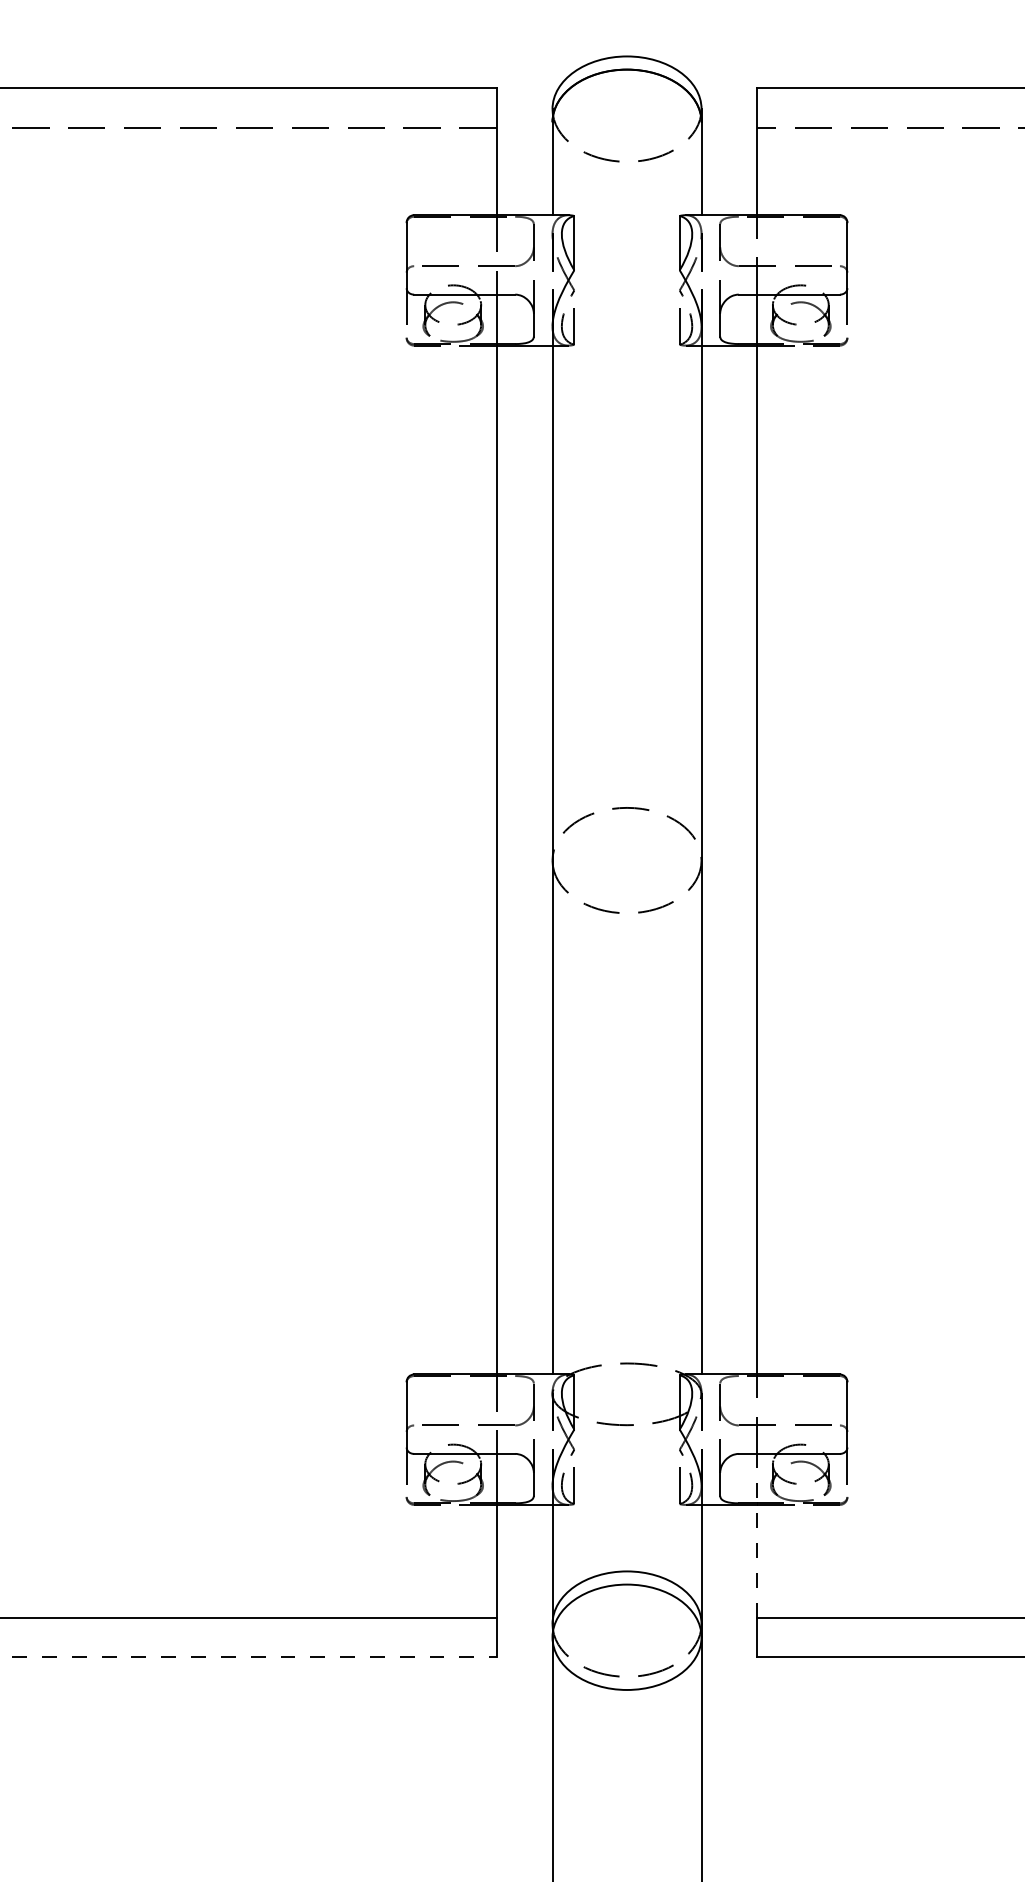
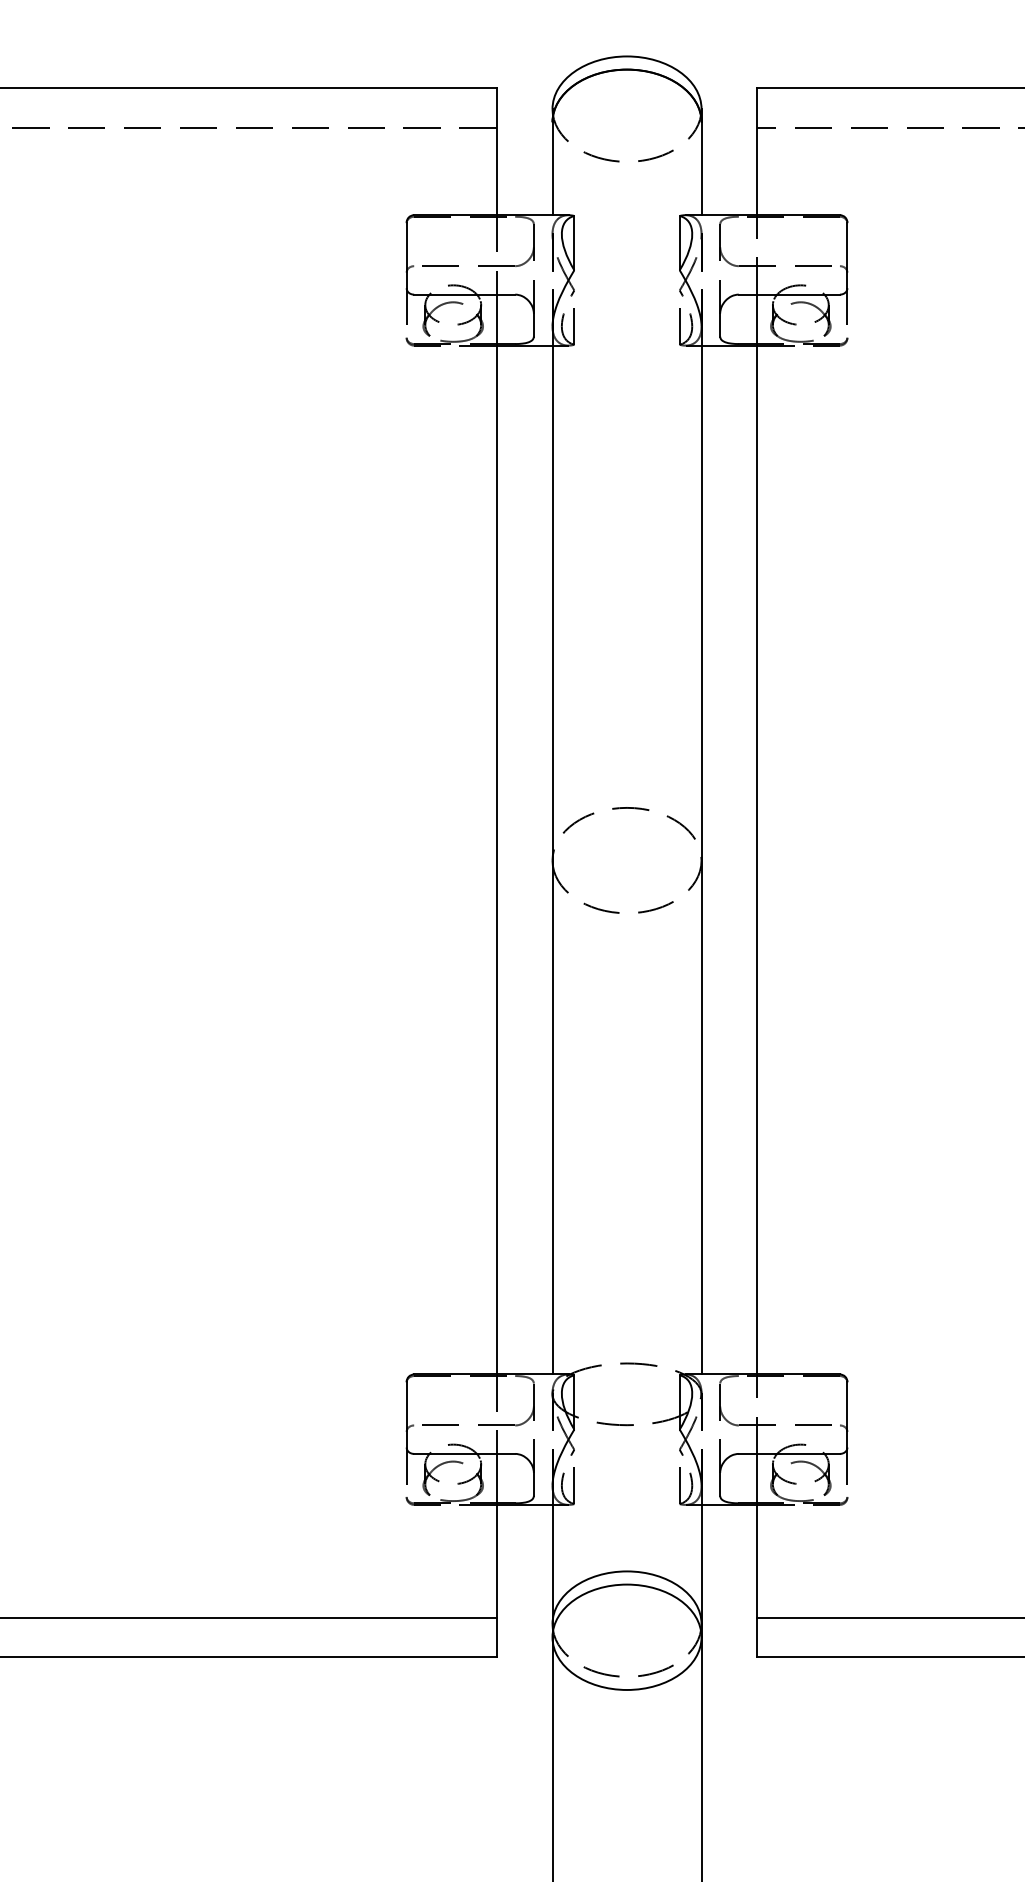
line: dashed -> solid (757, 1535)
line: dashed -> solid (248, 1657)
